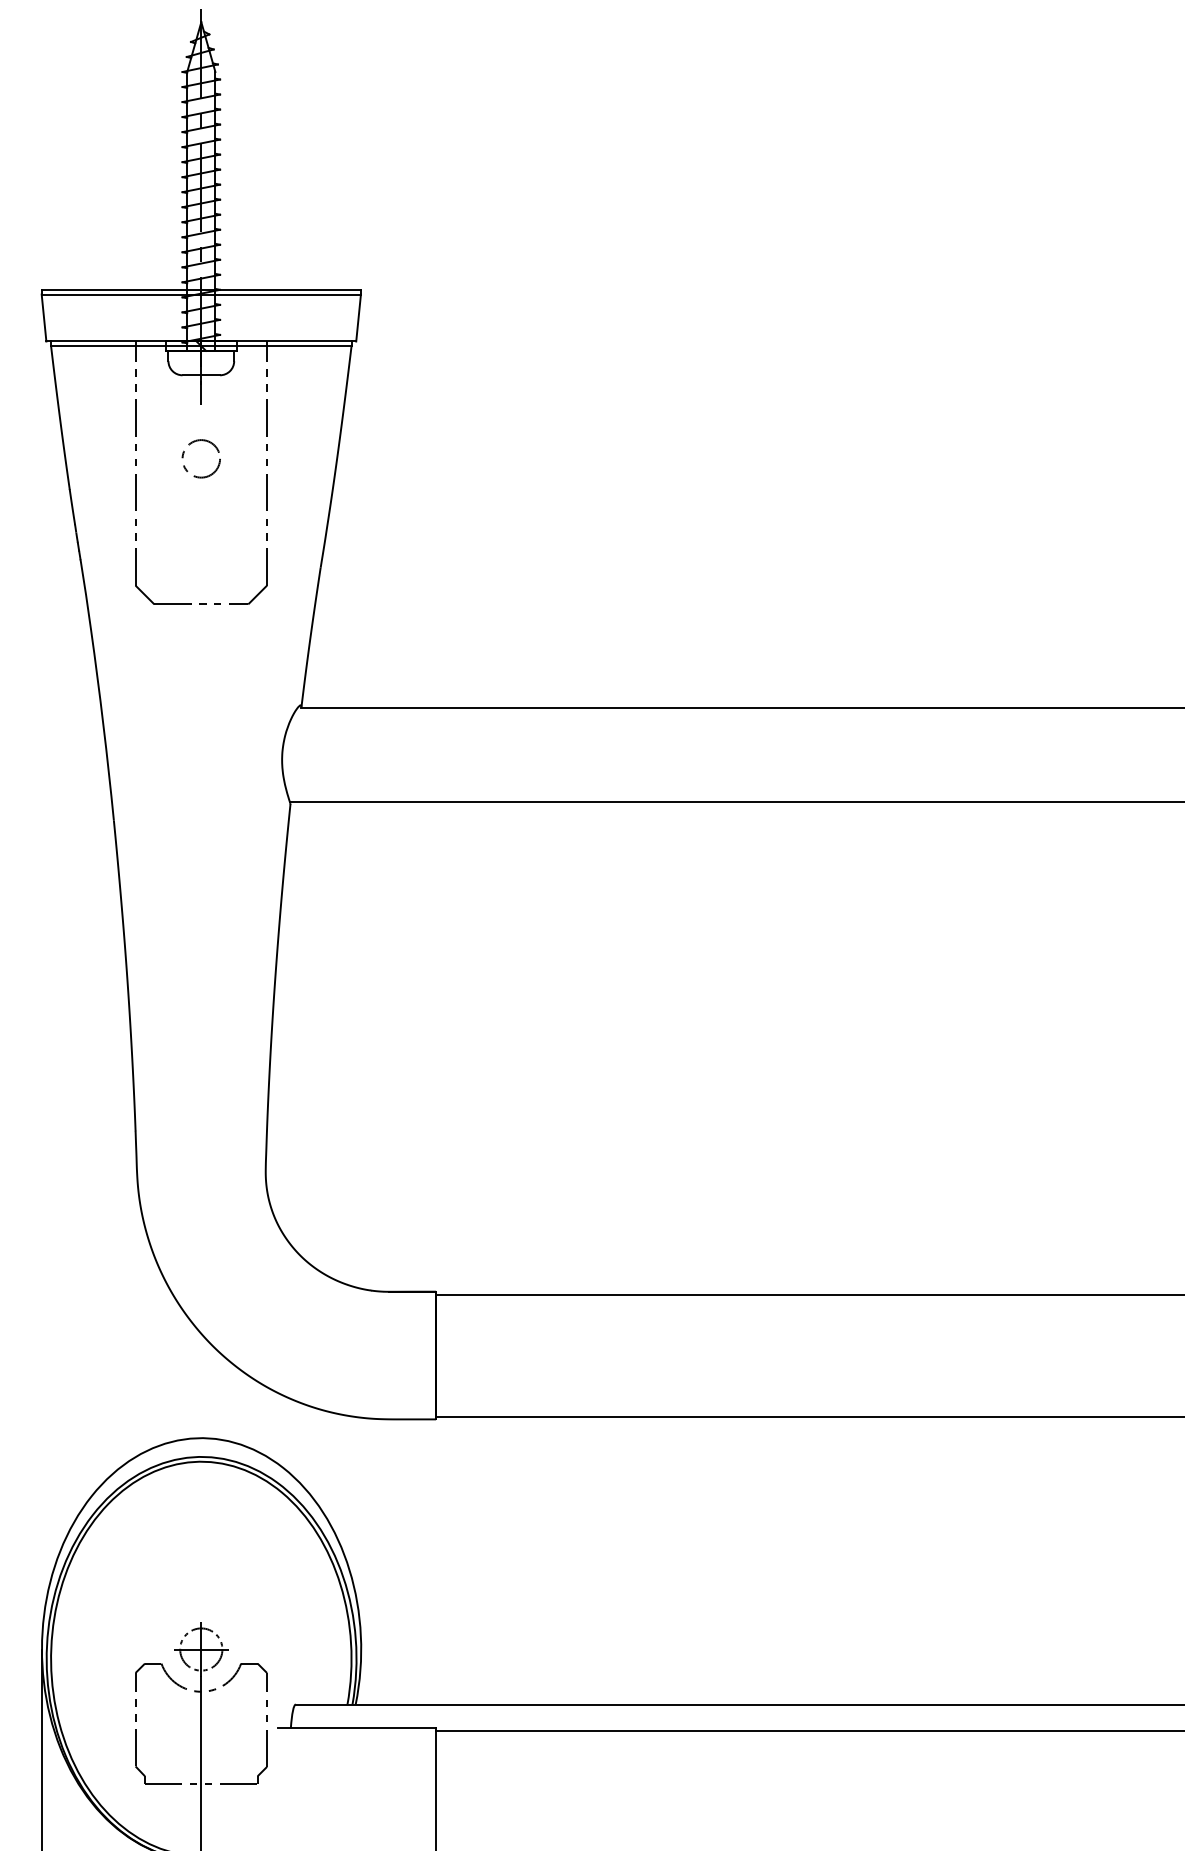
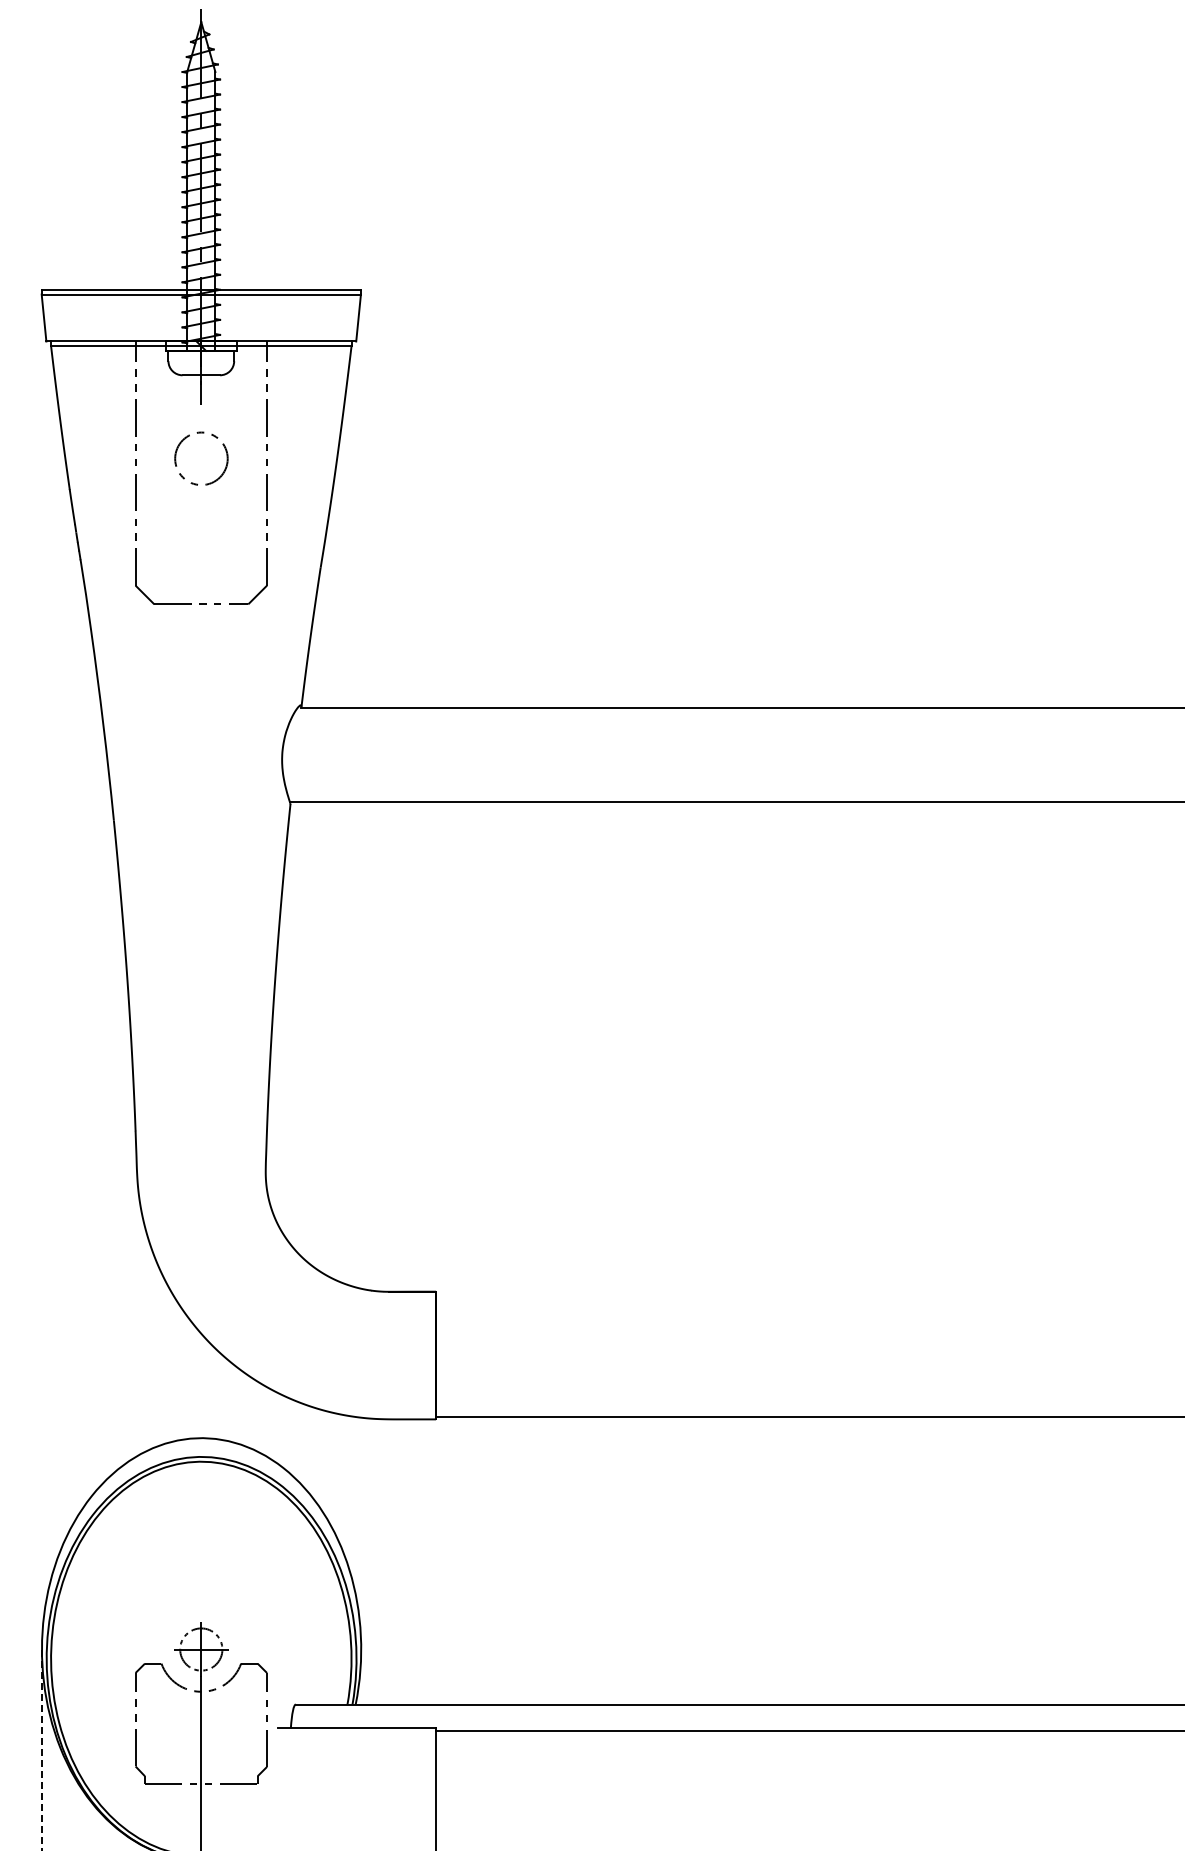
circle size: 40x40 px -> 55x55 px (201, 458)
line: present -> none (808, 1294)
line: solid -> dashed (41, 1750)
